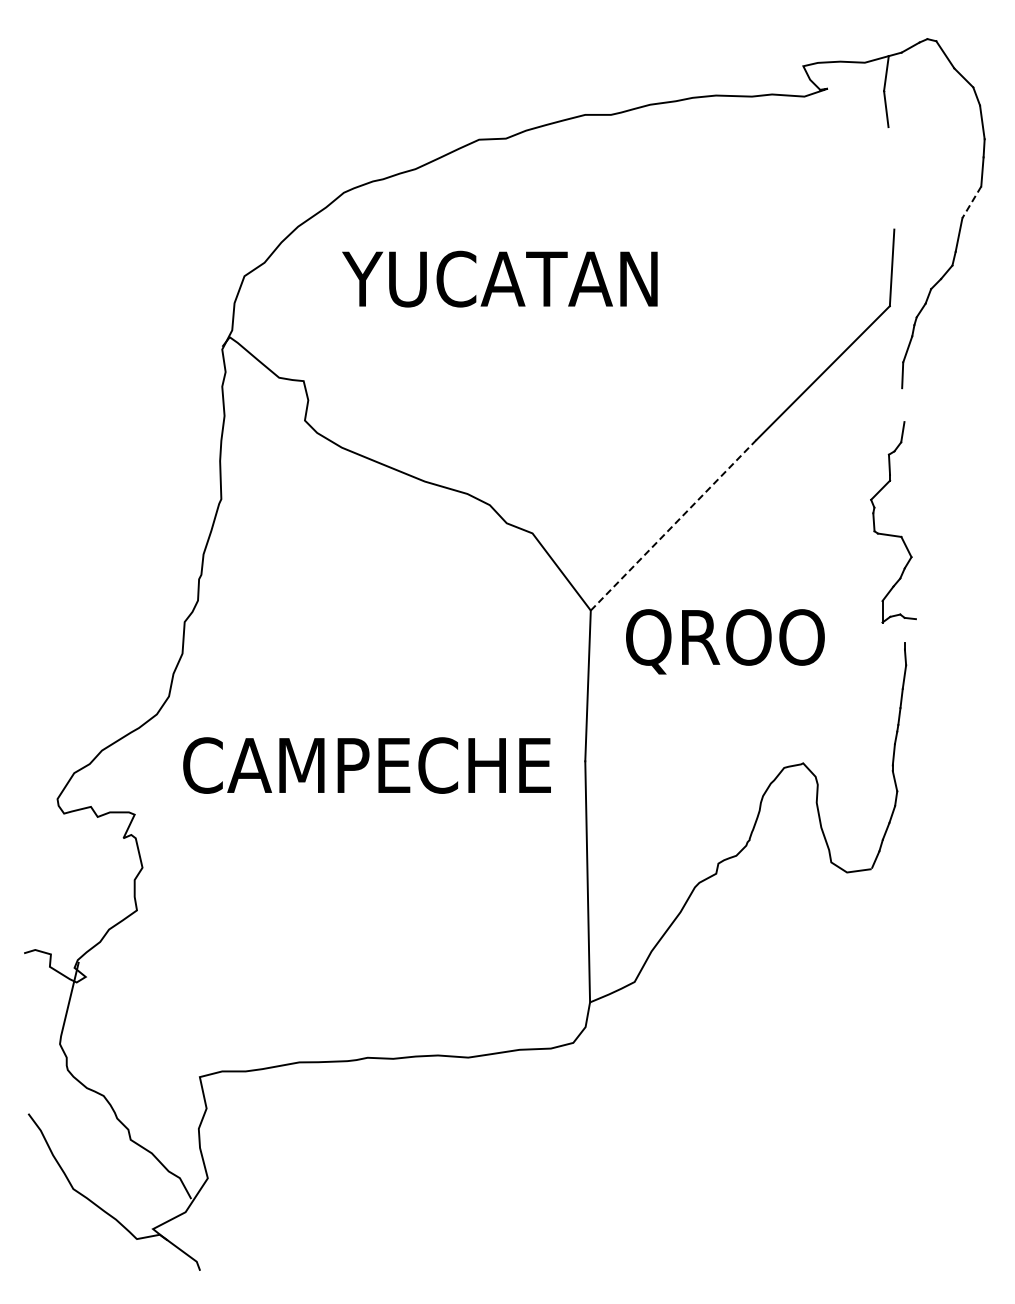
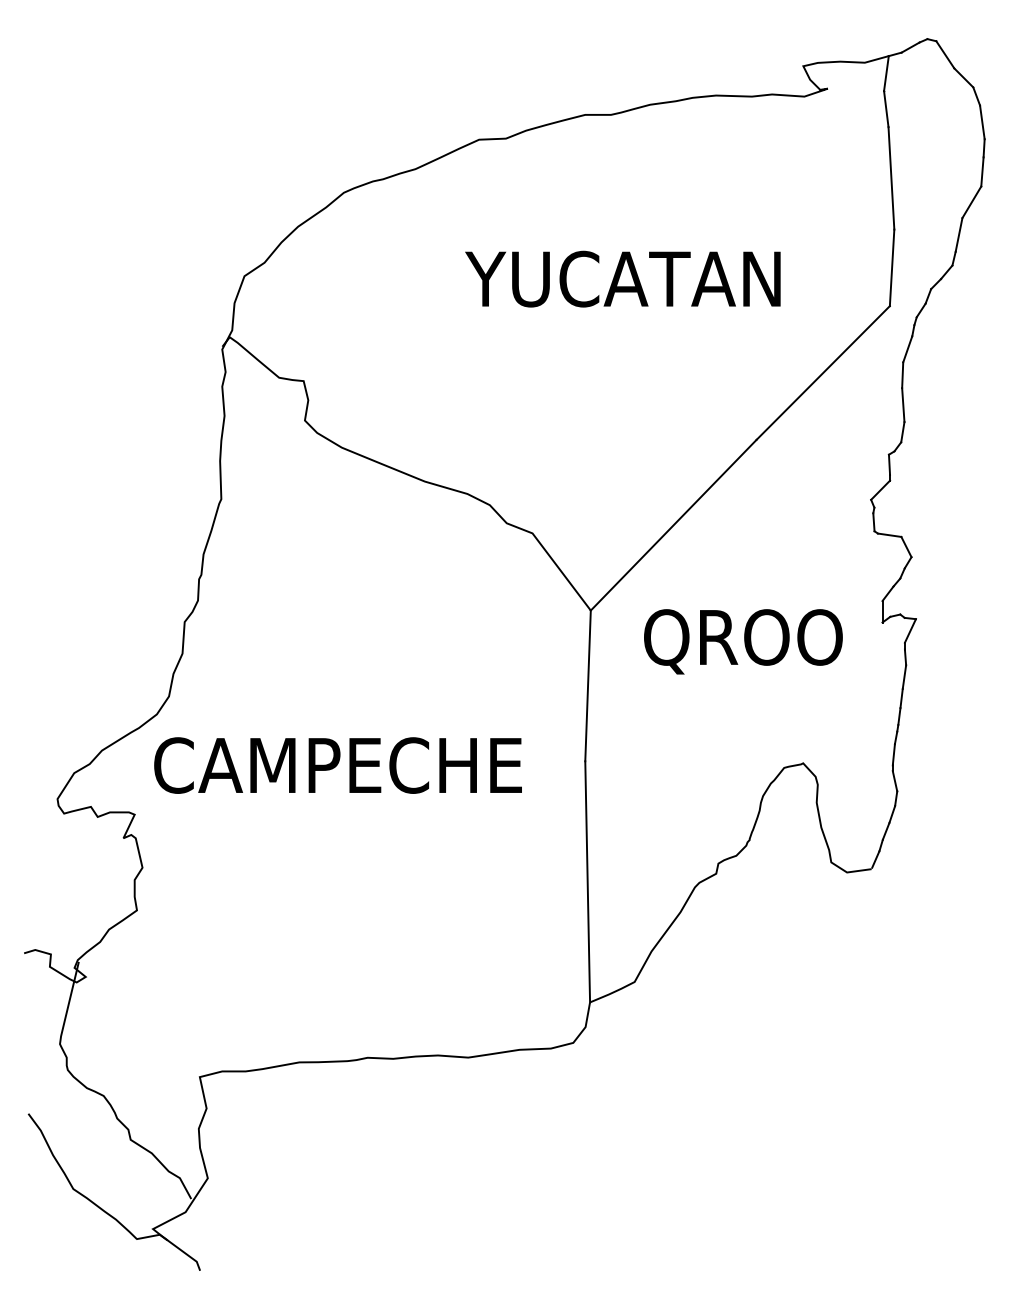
line: none -> present (891, 178)
line: dashed -> solid (971, 202)
text position: (499, 278) -> (622, 278) (622, 278)
line: none -> present (903, 405)
line: dashed -> solid (673, 525)
line: none -> present (909, 630)
text position: (725, 641) -> (743, 641) (743, 641)
text position: (366, 765) -> (337, 765) (337, 765)
